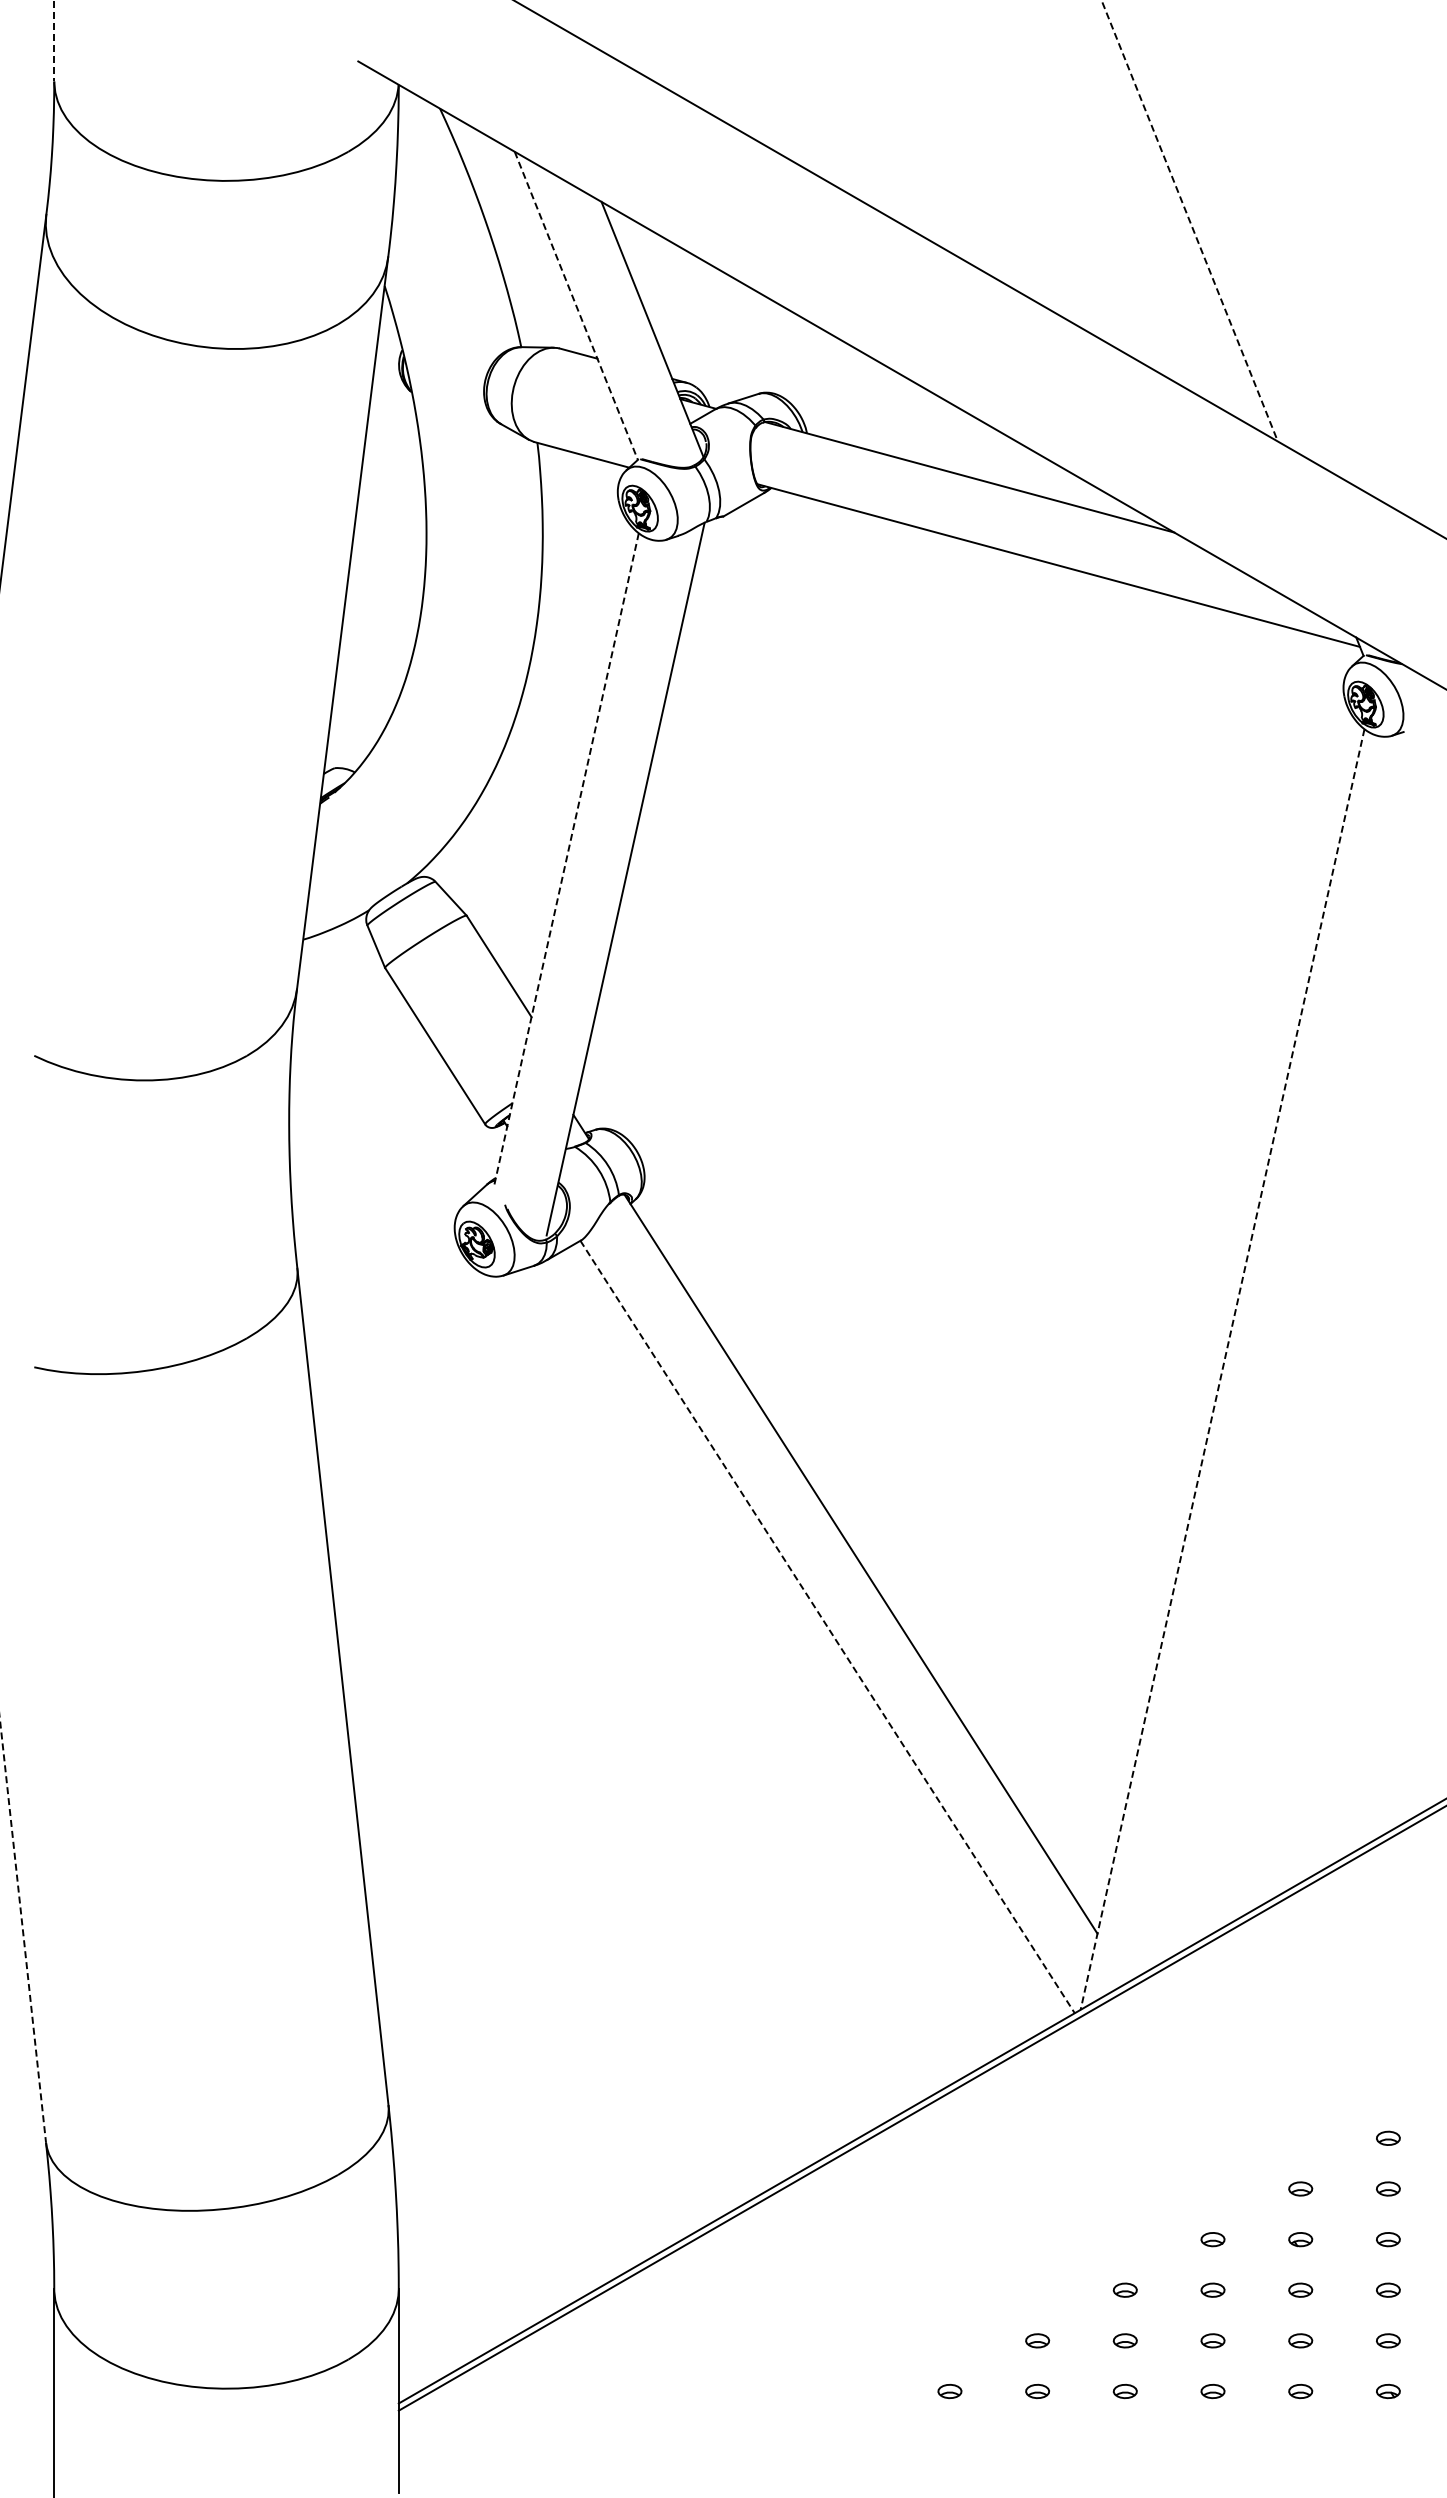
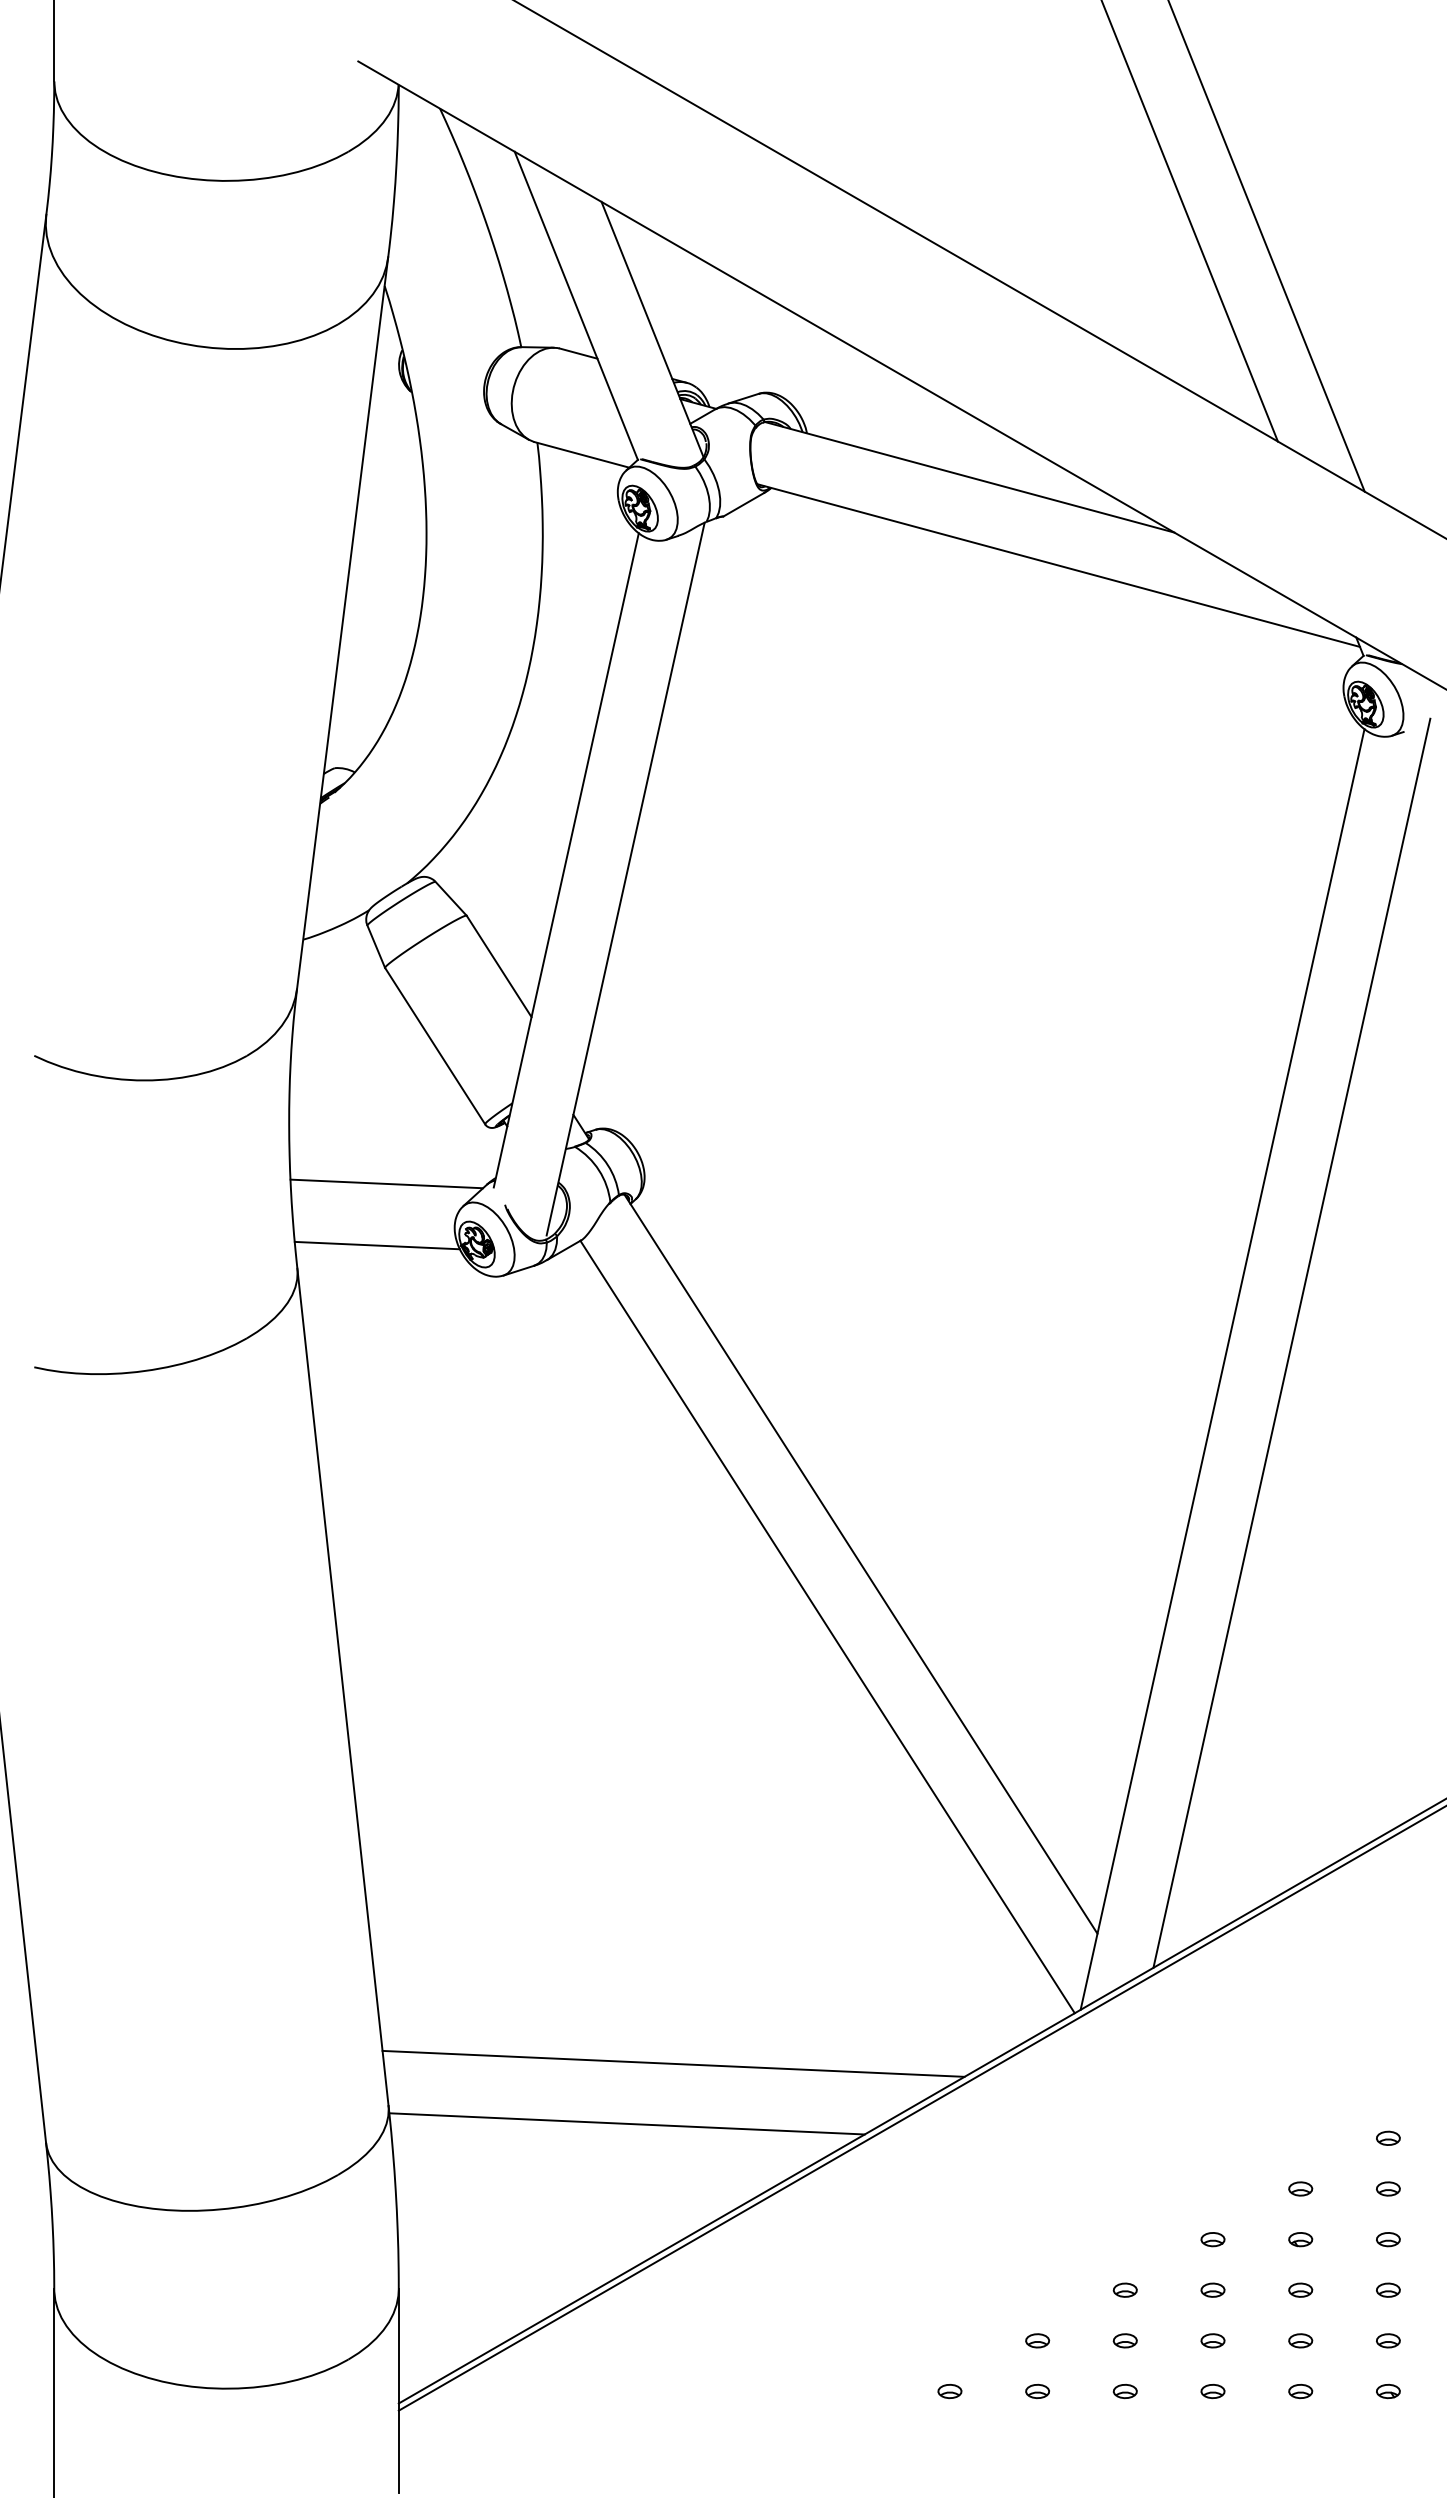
line: dashed -> solid (54, 41)
line: dashed -> solid (1189, 221)
line: none -> present (1266, 246)
line: dashed -> solid (576, 305)
line: dashed -> solid (566, 860)
line: none -> present (386, 1183)
line: none -> present (376, 1245)
line: none -> present (1291, 1342)
line: dashed -> solid (1222, 1369)
line: dashed -> solid (827, 1627)
line: dashed -> solid (23, 1932)
line: none -> present (673, 2063)
line: none -> present (626, 2123)
